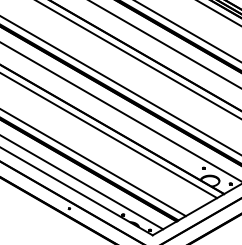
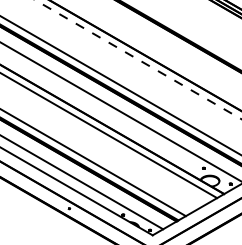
line: present -> none (219, 13)
line: present -> none (187, 31)
line: present -> none (164, 44)
line: solid -> dashed (138, 59)
